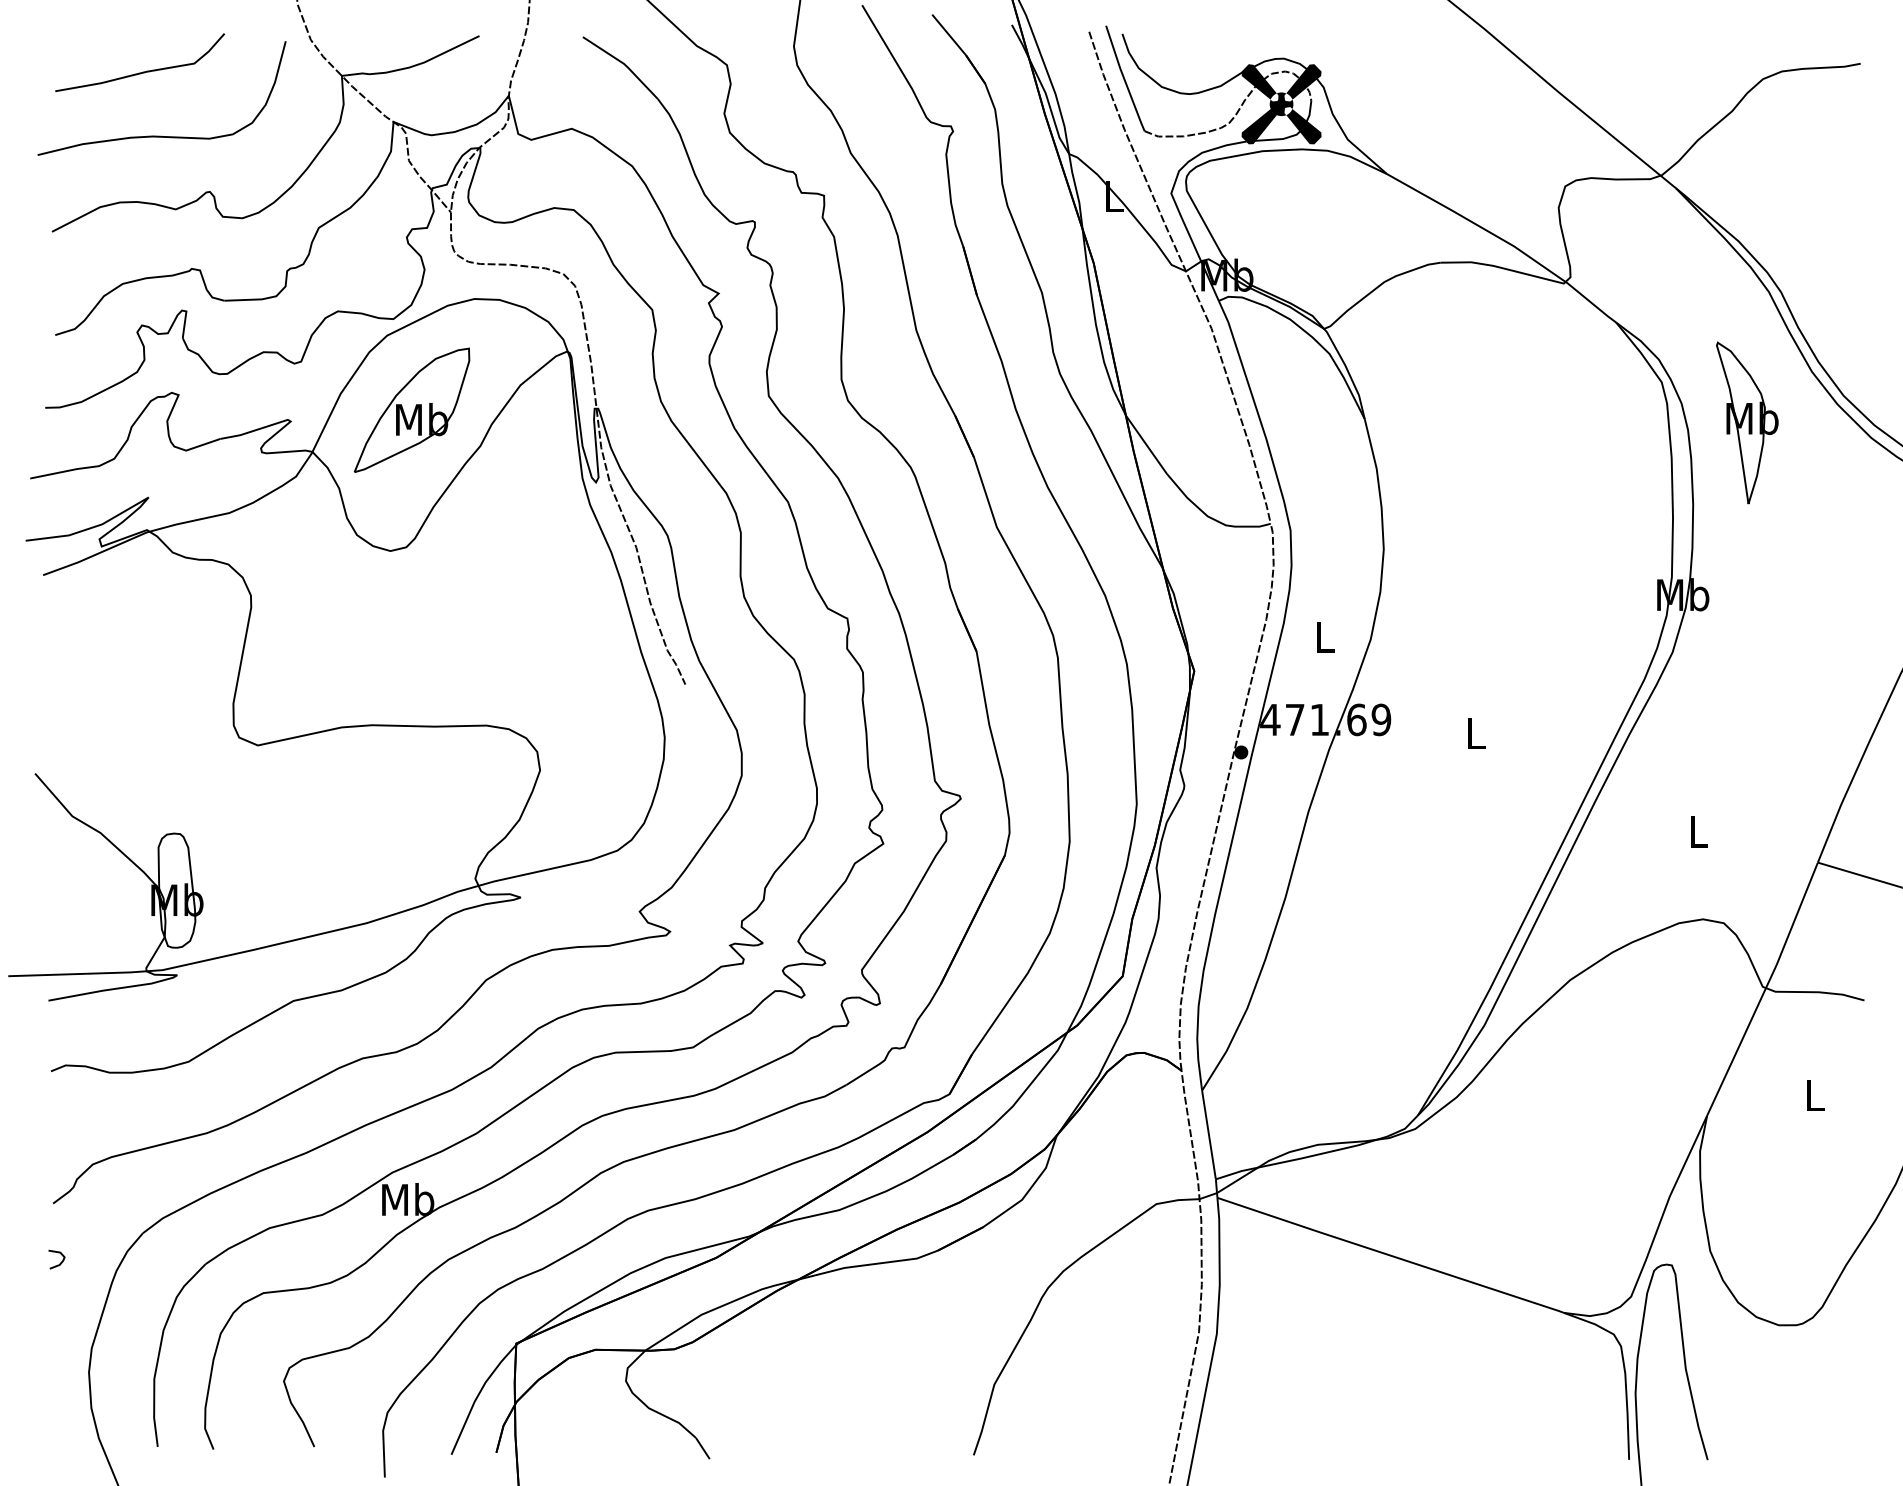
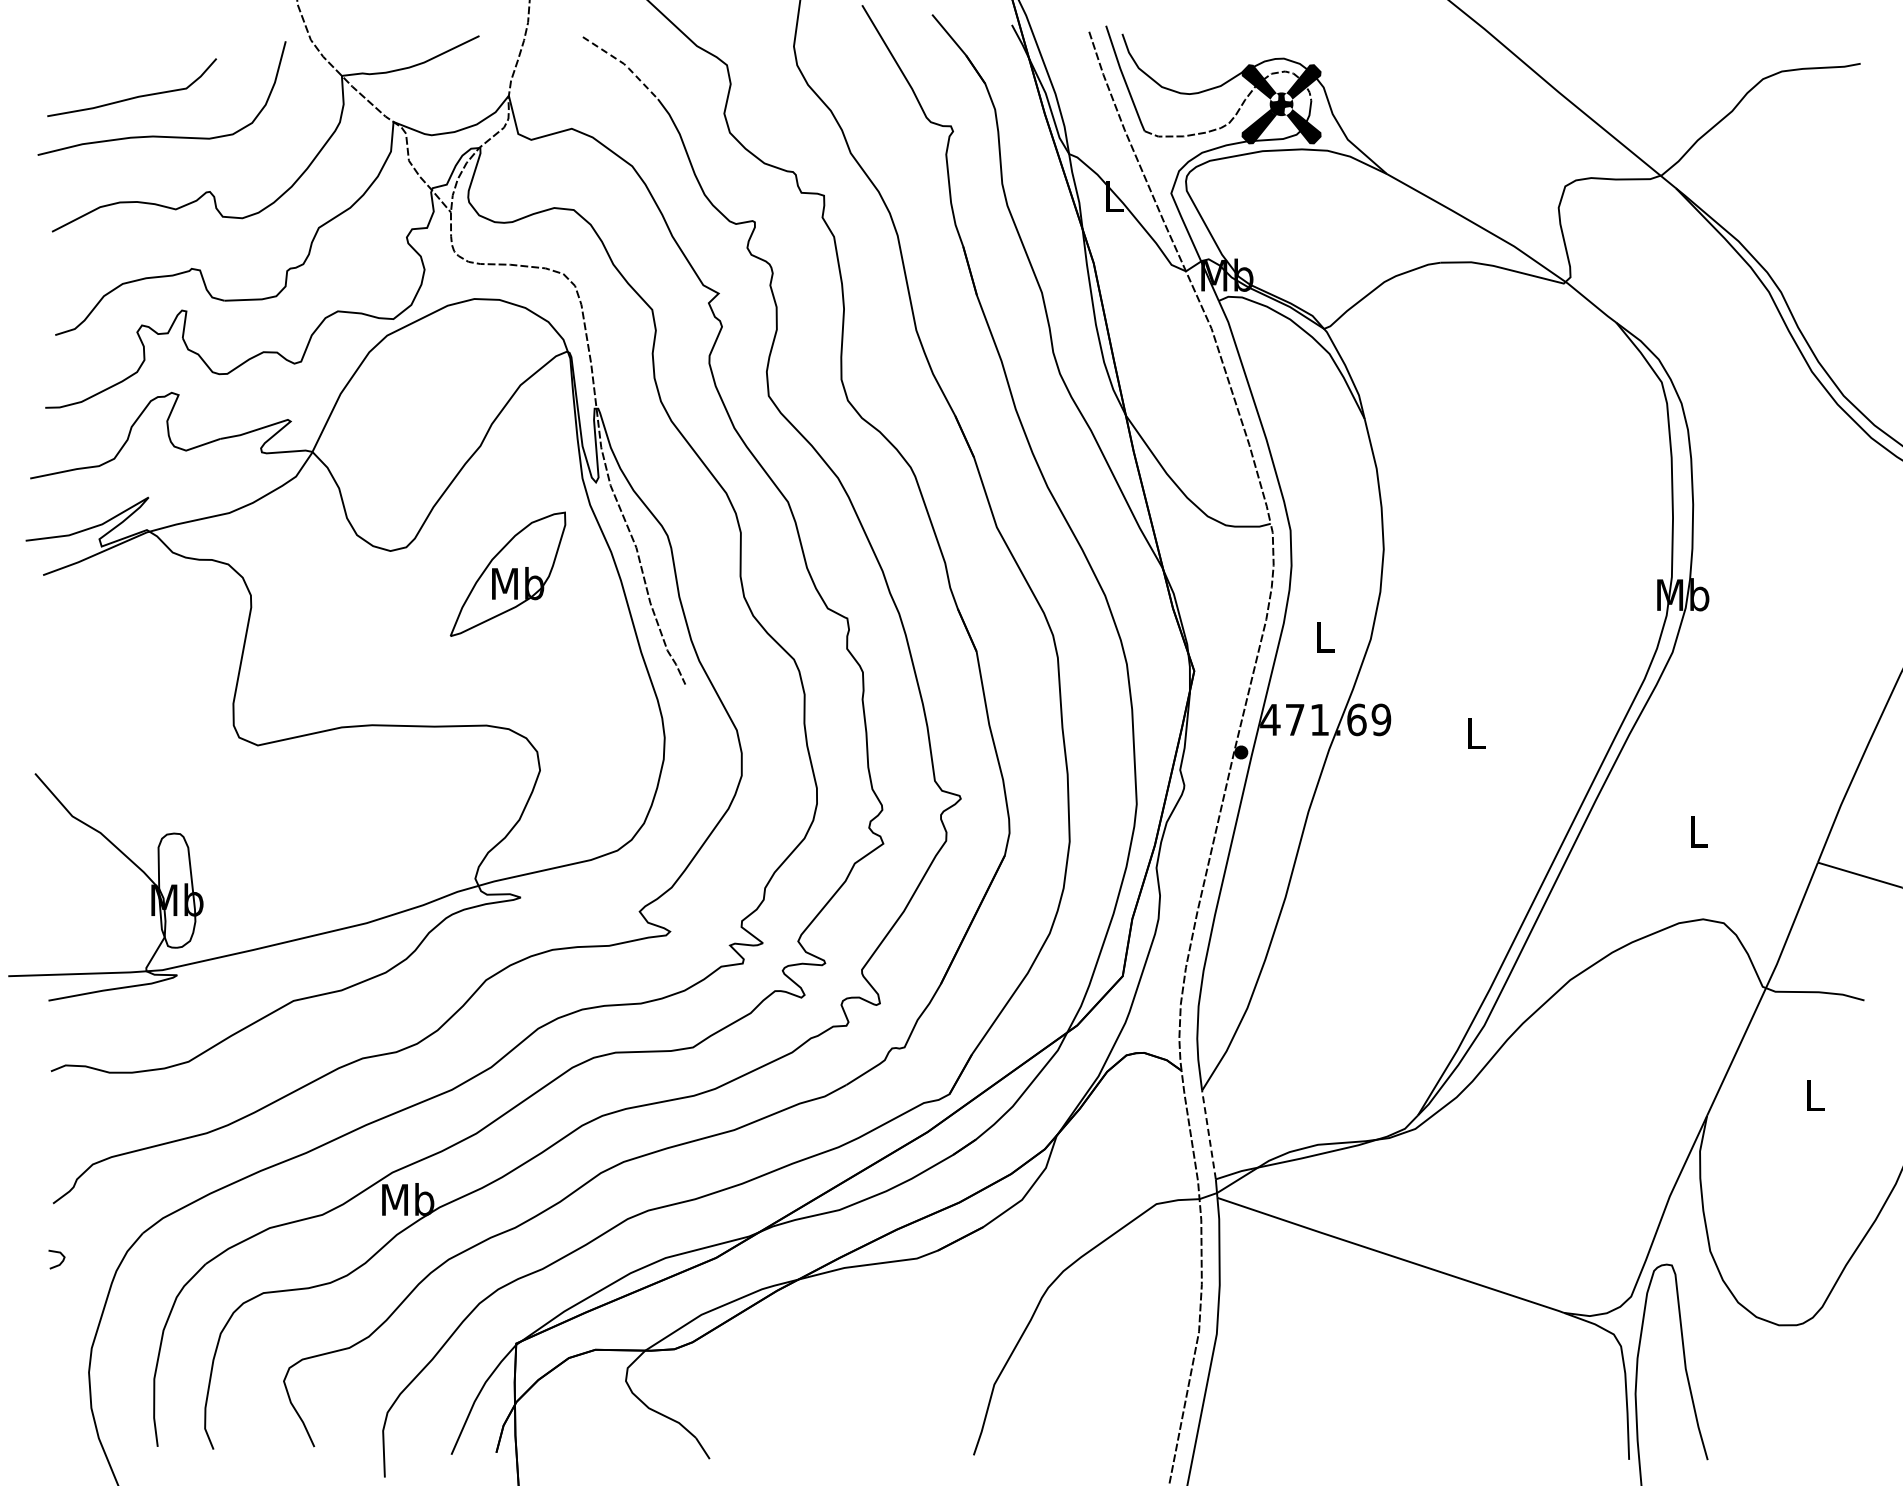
line: solid -> dashed (624, 63)
curve position: (142, 71) -> (134, 96) (134, 96)
part position: (411, 409) -> (507, 573) (507, 573)
part: present -> none (1747, 422)
line: solid -> dashed (1208, 1134)
